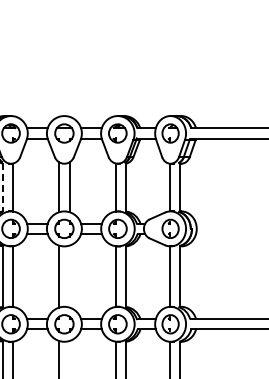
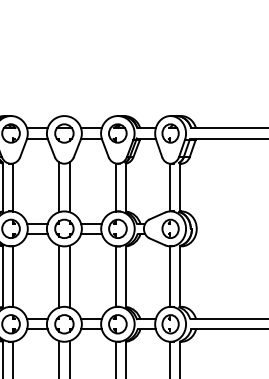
line: dashed -> solid (2, 187)
line: none -> present (69, 276)
line: none -> present (69, 358)
